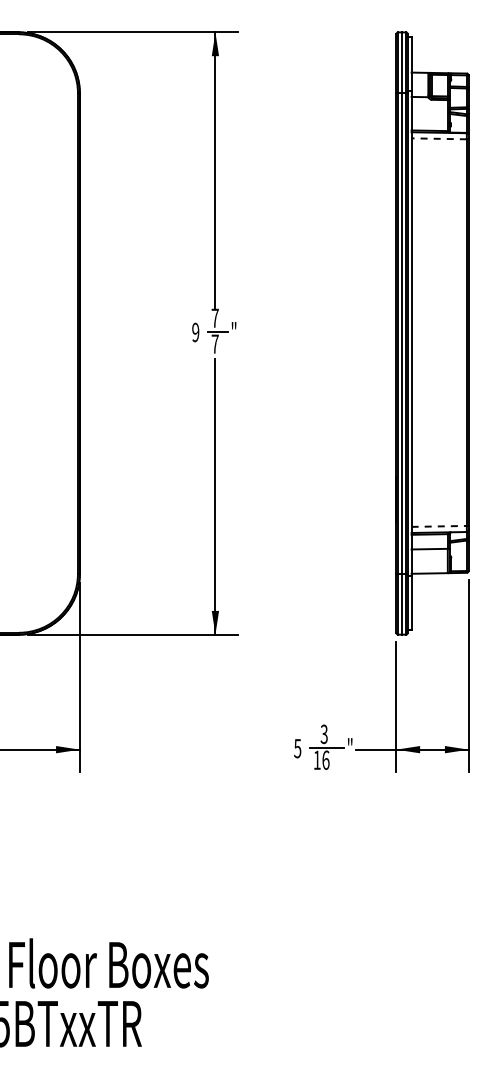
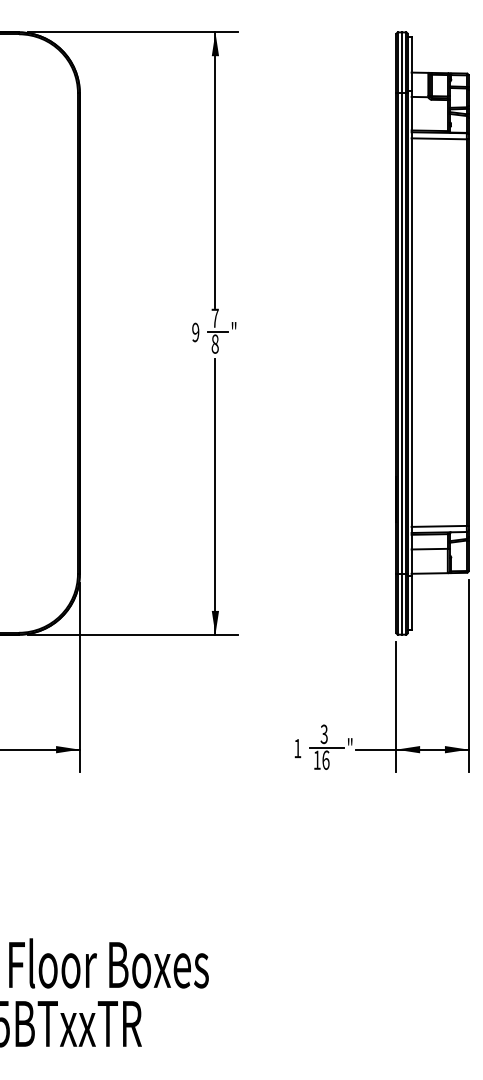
line: dashed -> solid (439, 138)
text: 7 -> 8 (214, 343)
line: dashed -> solid (439, 526)
text: 5 -> 1 (297, 748)
